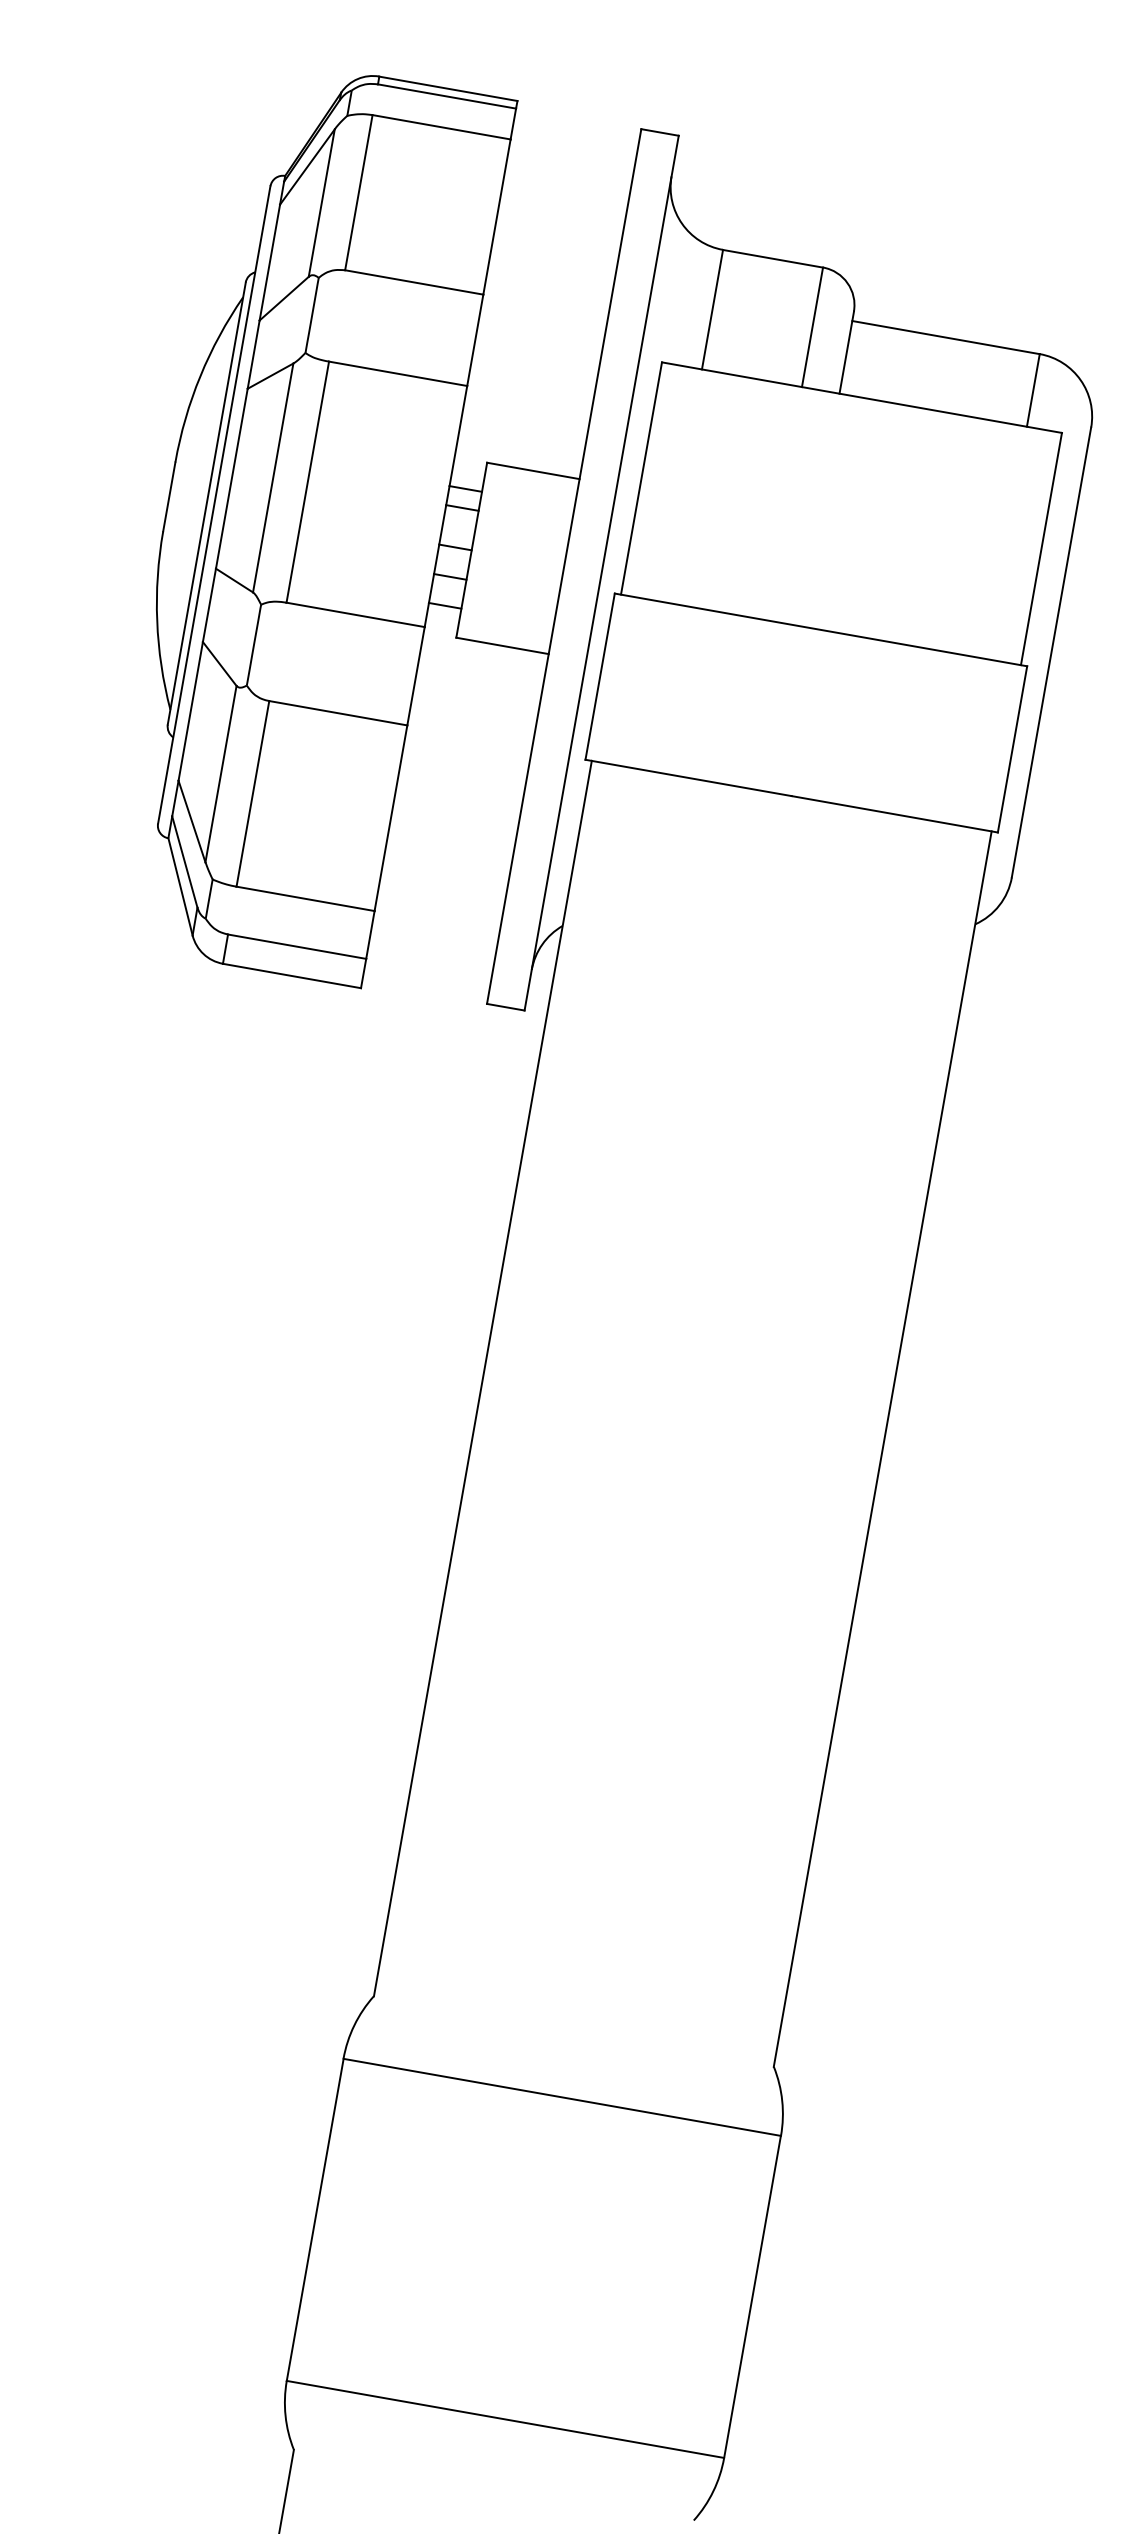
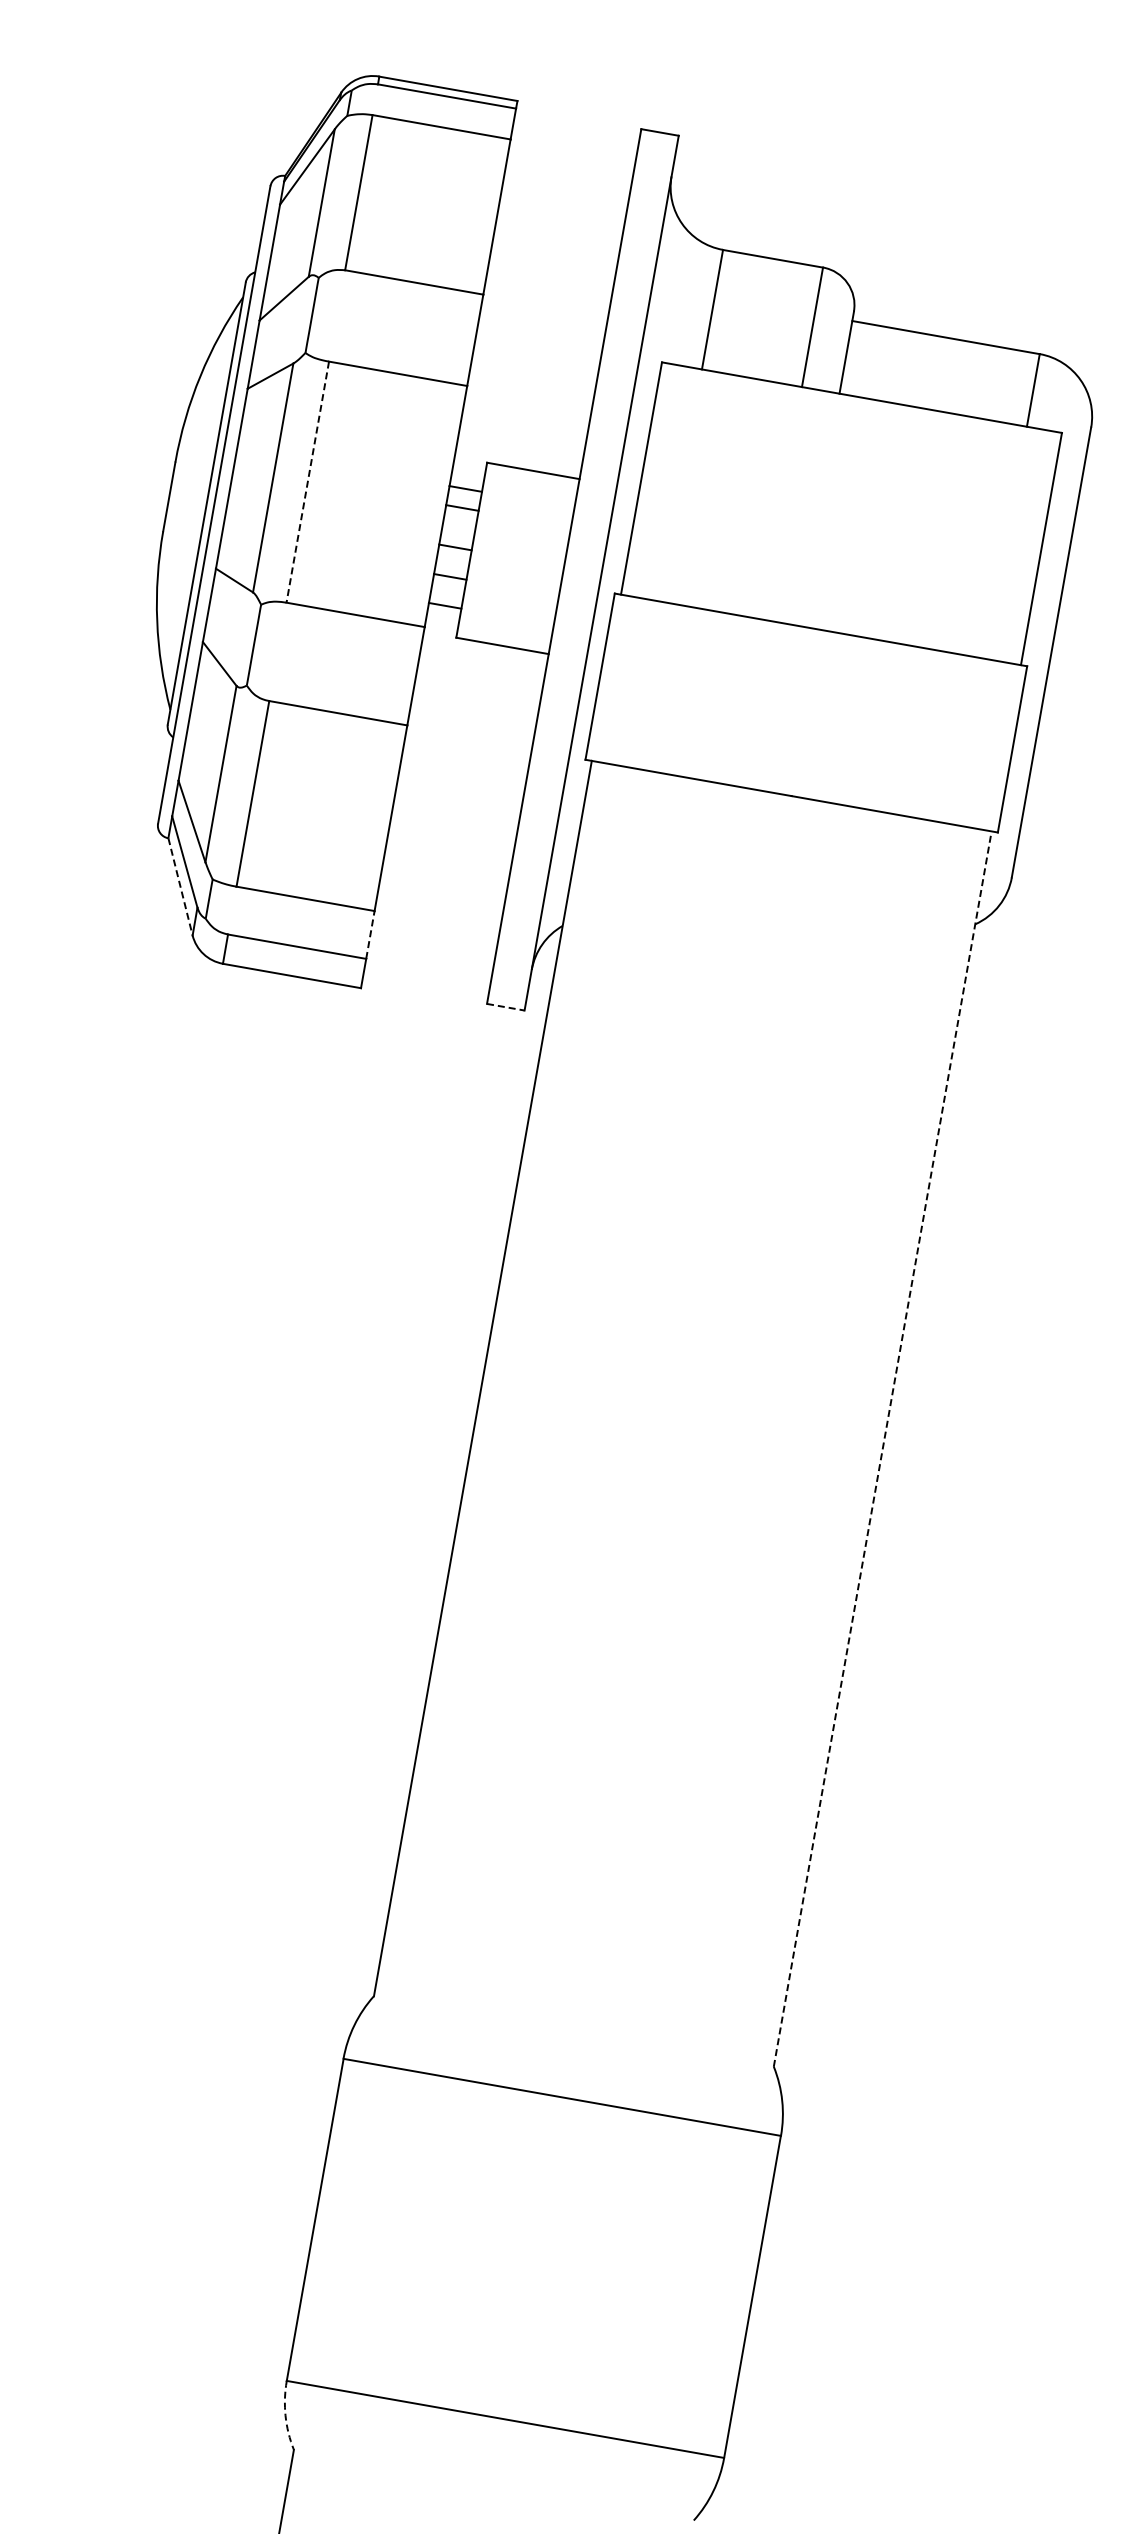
line: solid -> dashed (307, 482)
line: solid -> dashed (180, 887)
line: solid -> dashed (370, 934)
line: solid -> dashed (506, 1007)
line: solid -> dashed (882, 1448)
arc: solid -> dashed (285, 2415)
